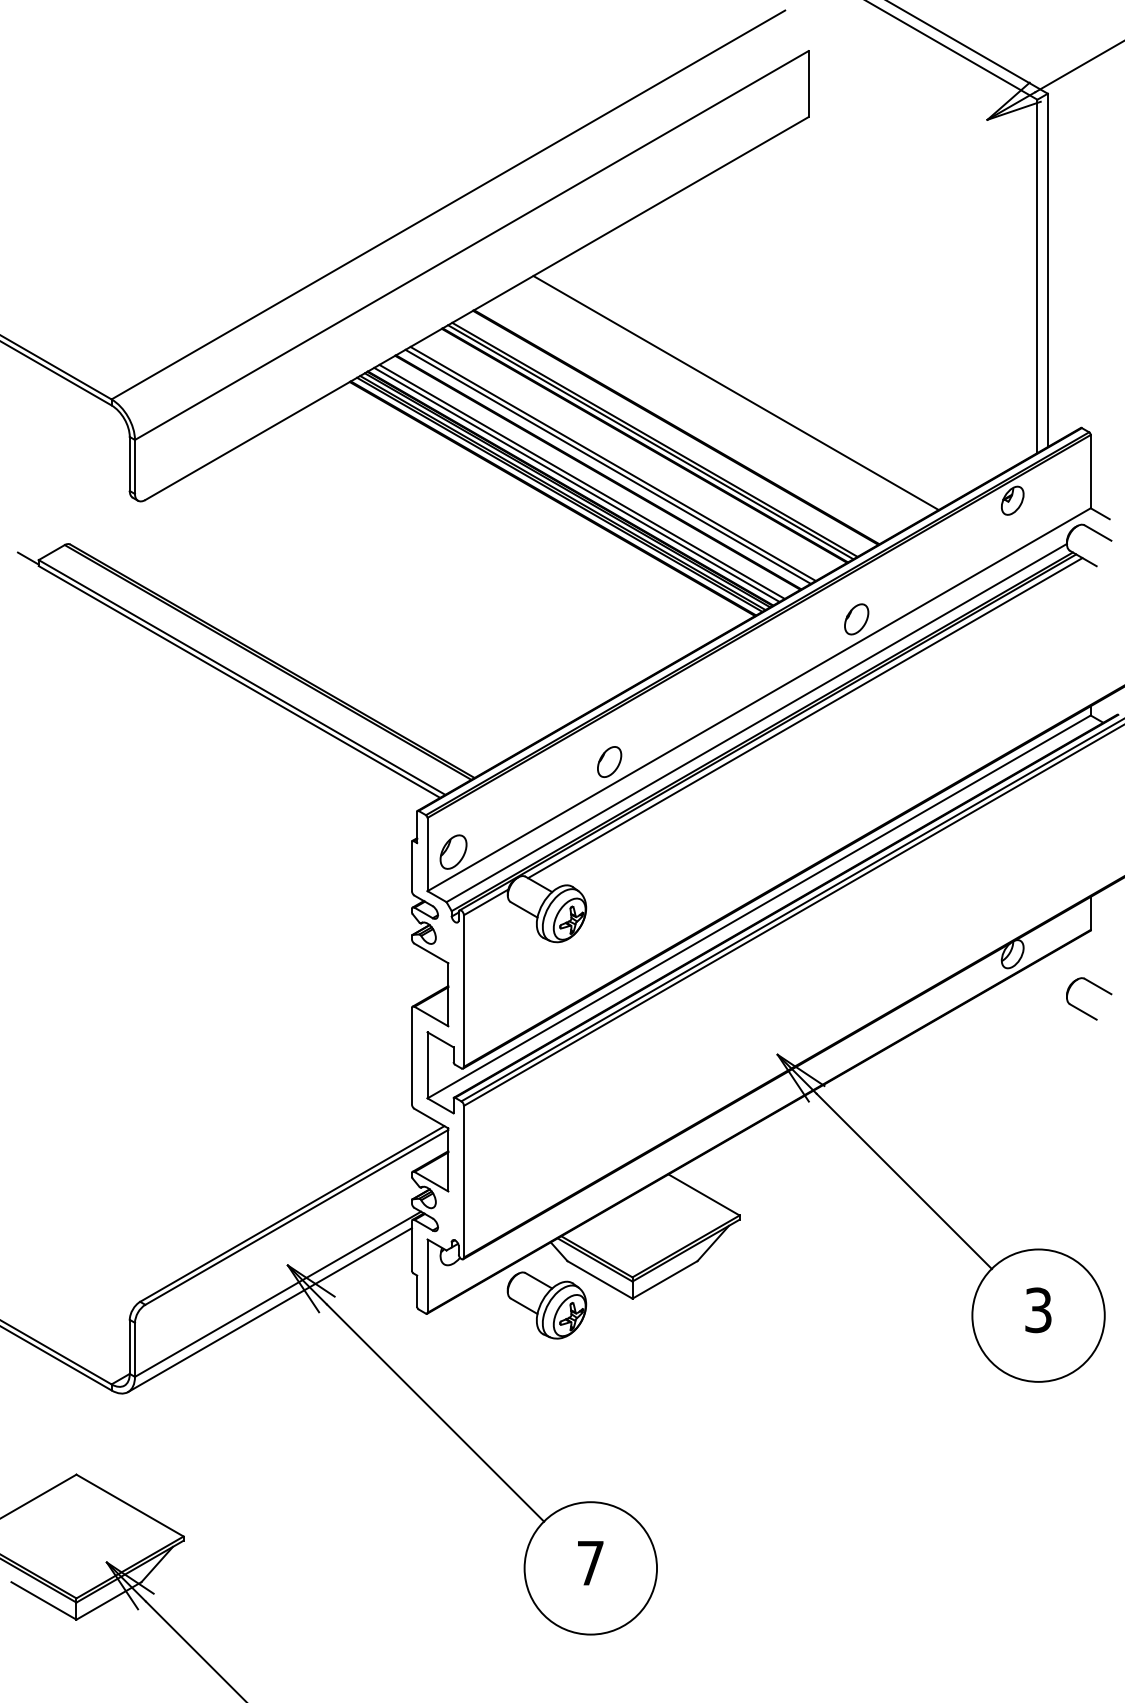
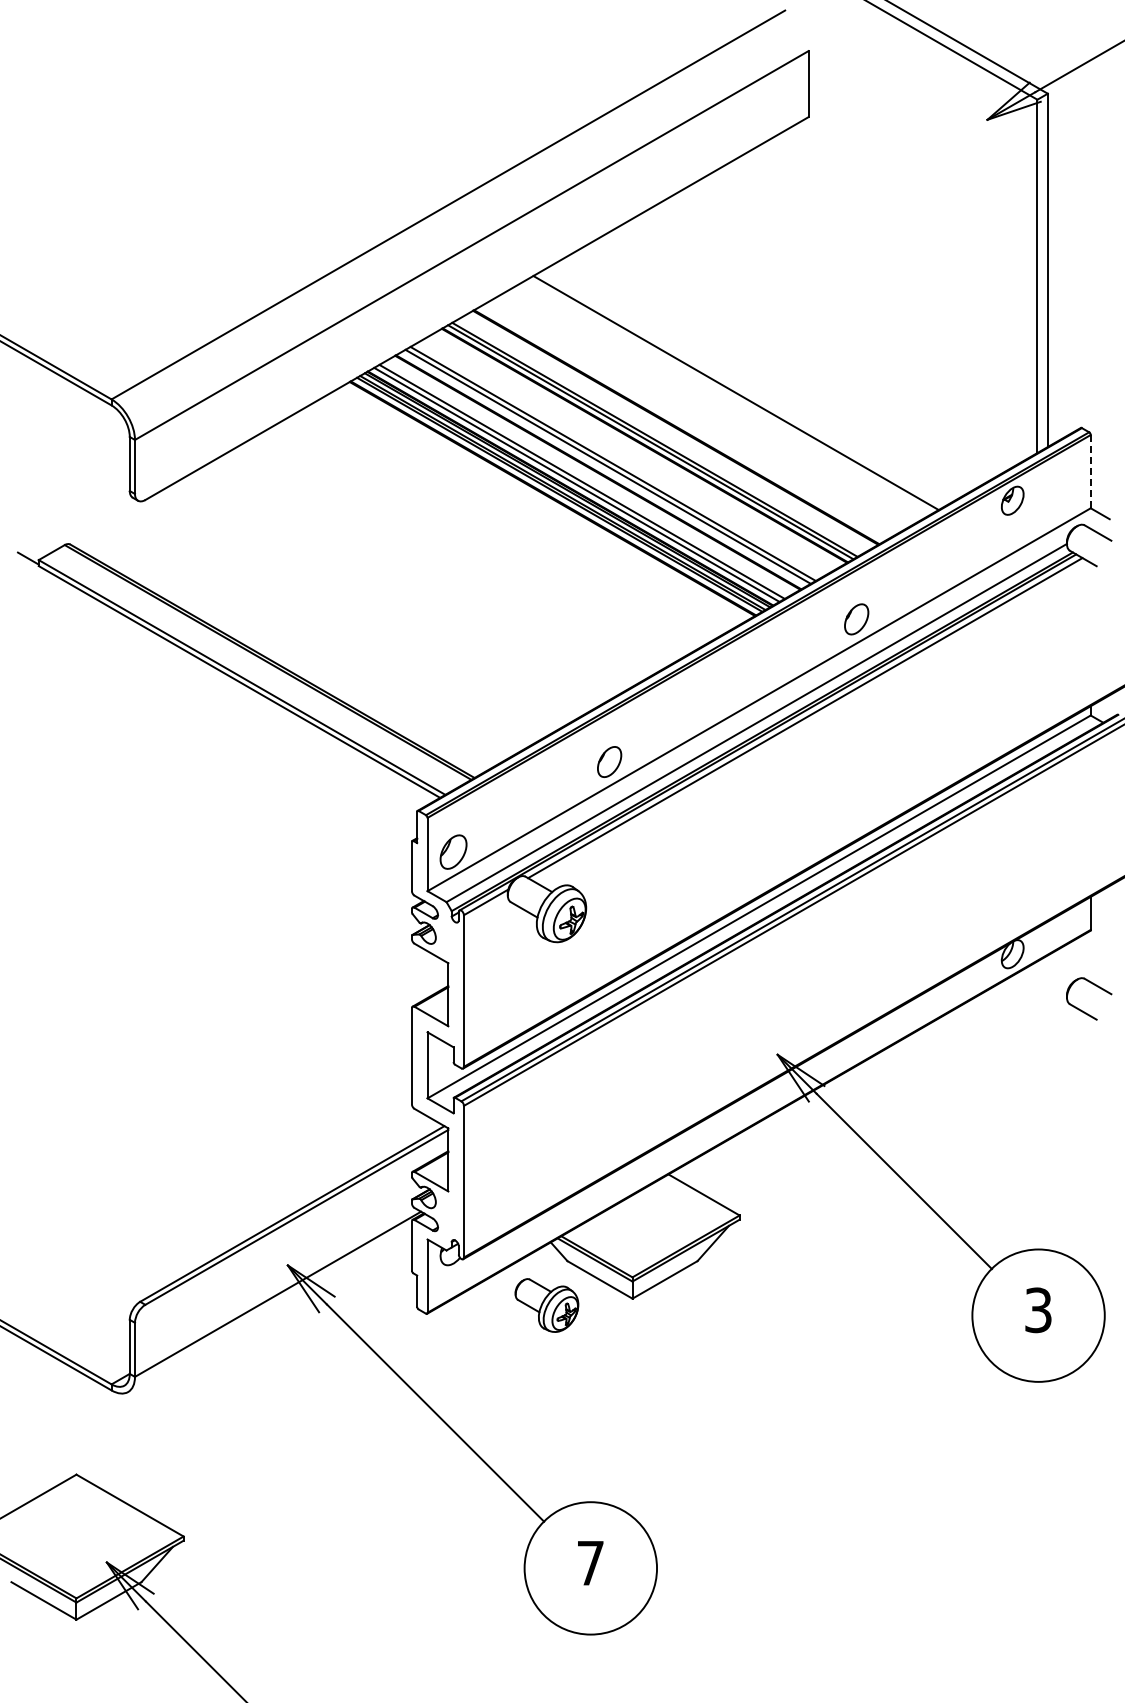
line: solid -> dashed (1090, 471)
part size: 82x69 px -> 66x55 px (546, 1305)
line: present -> none (269, 1310)
